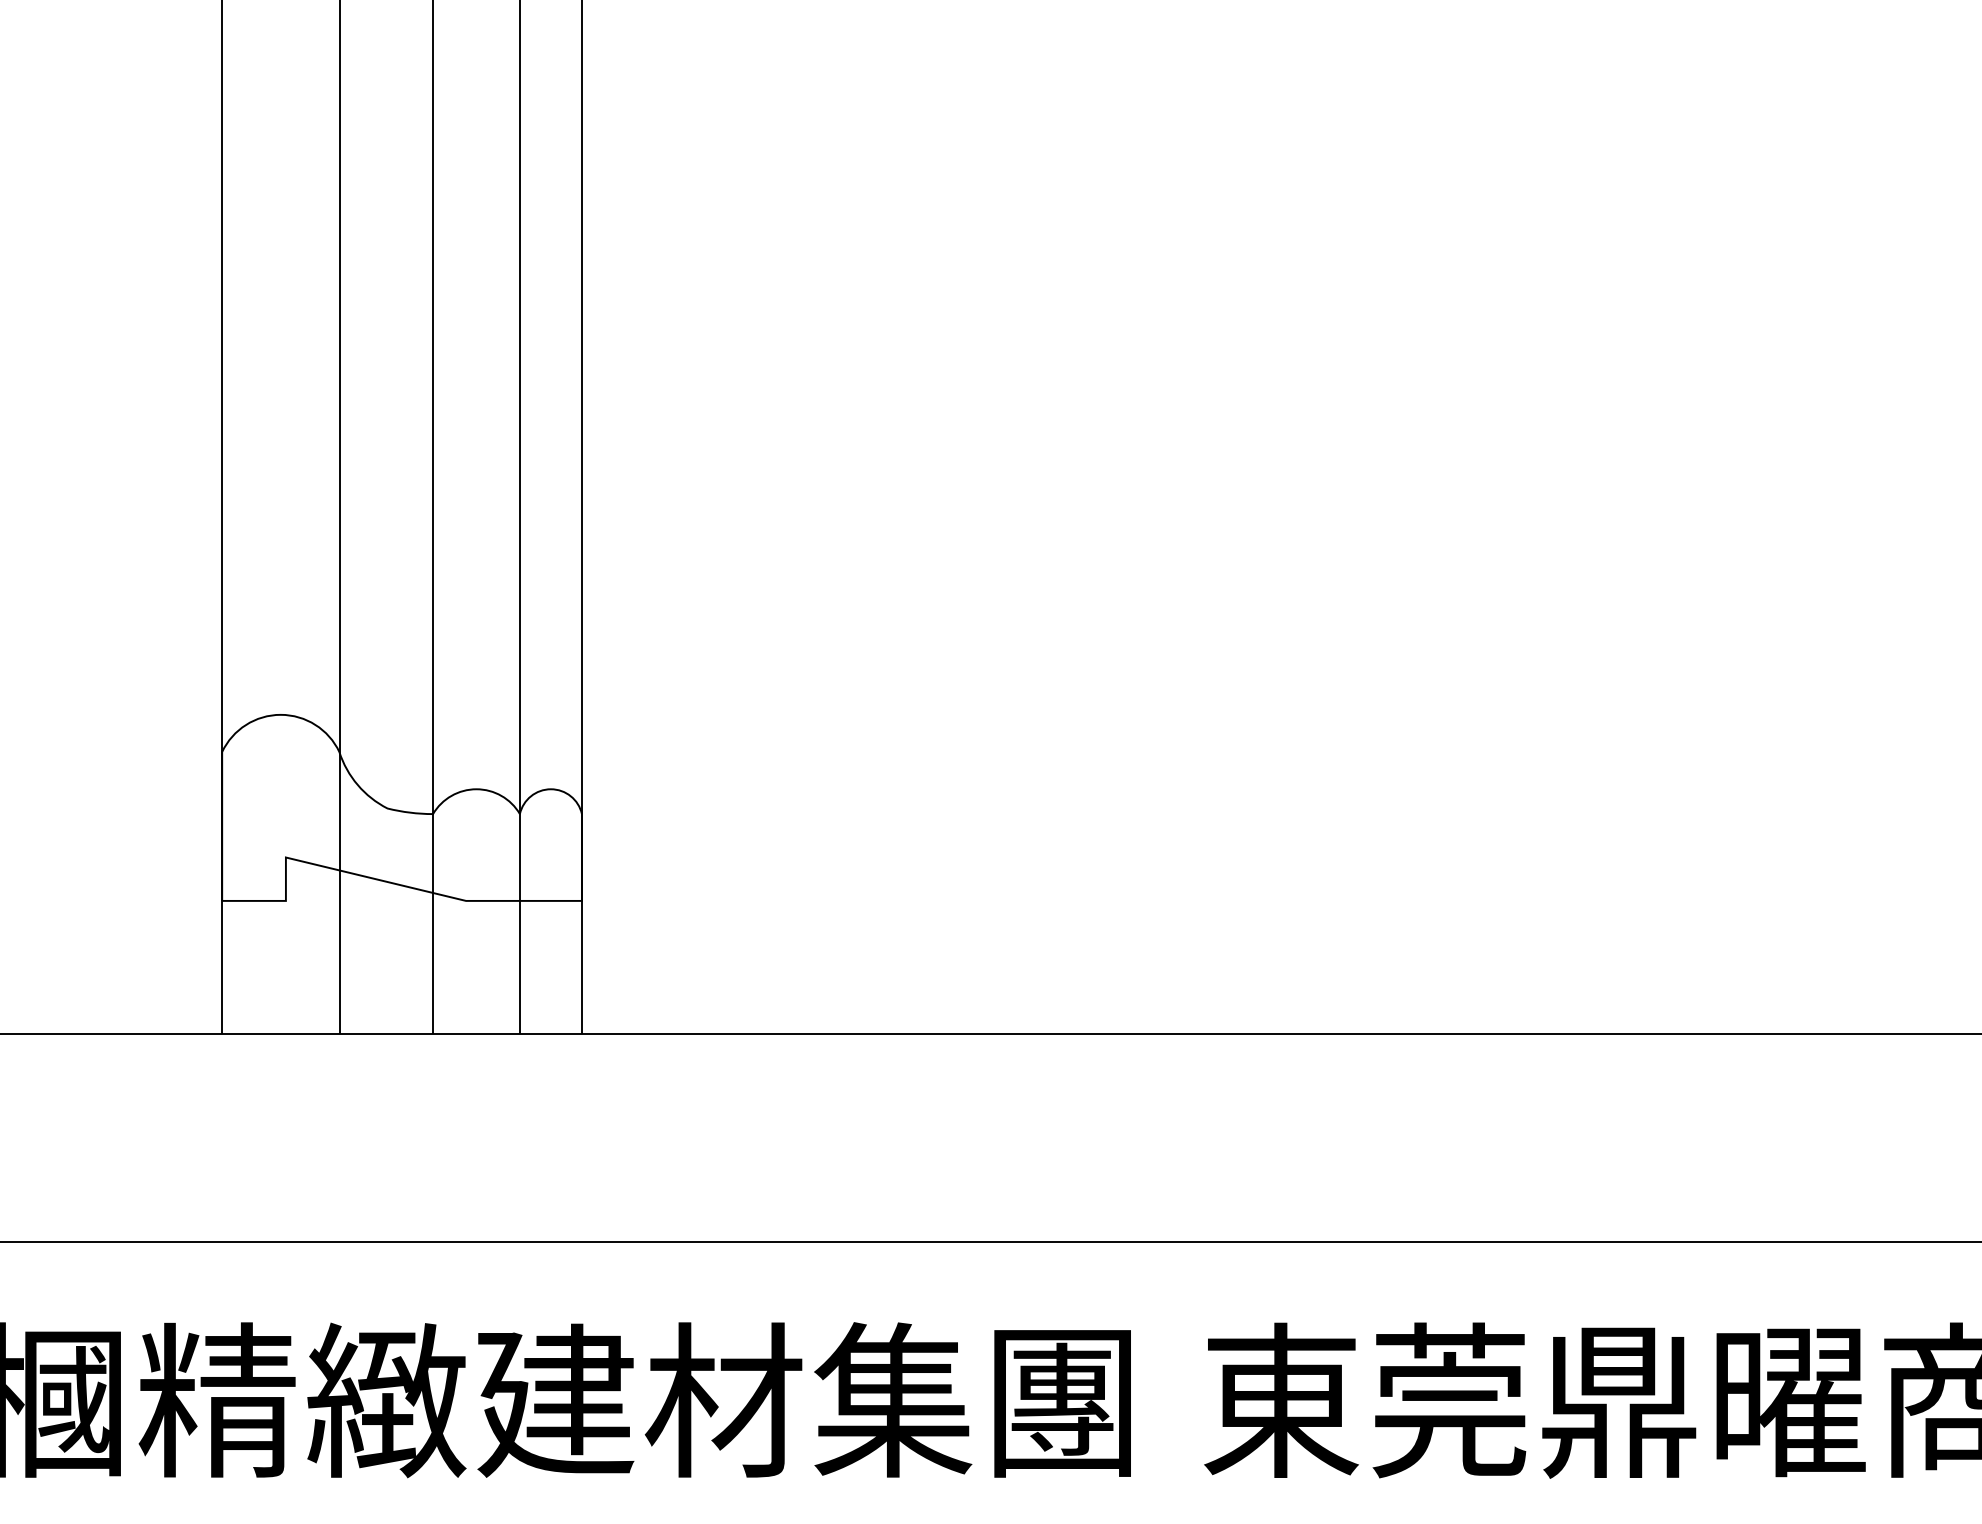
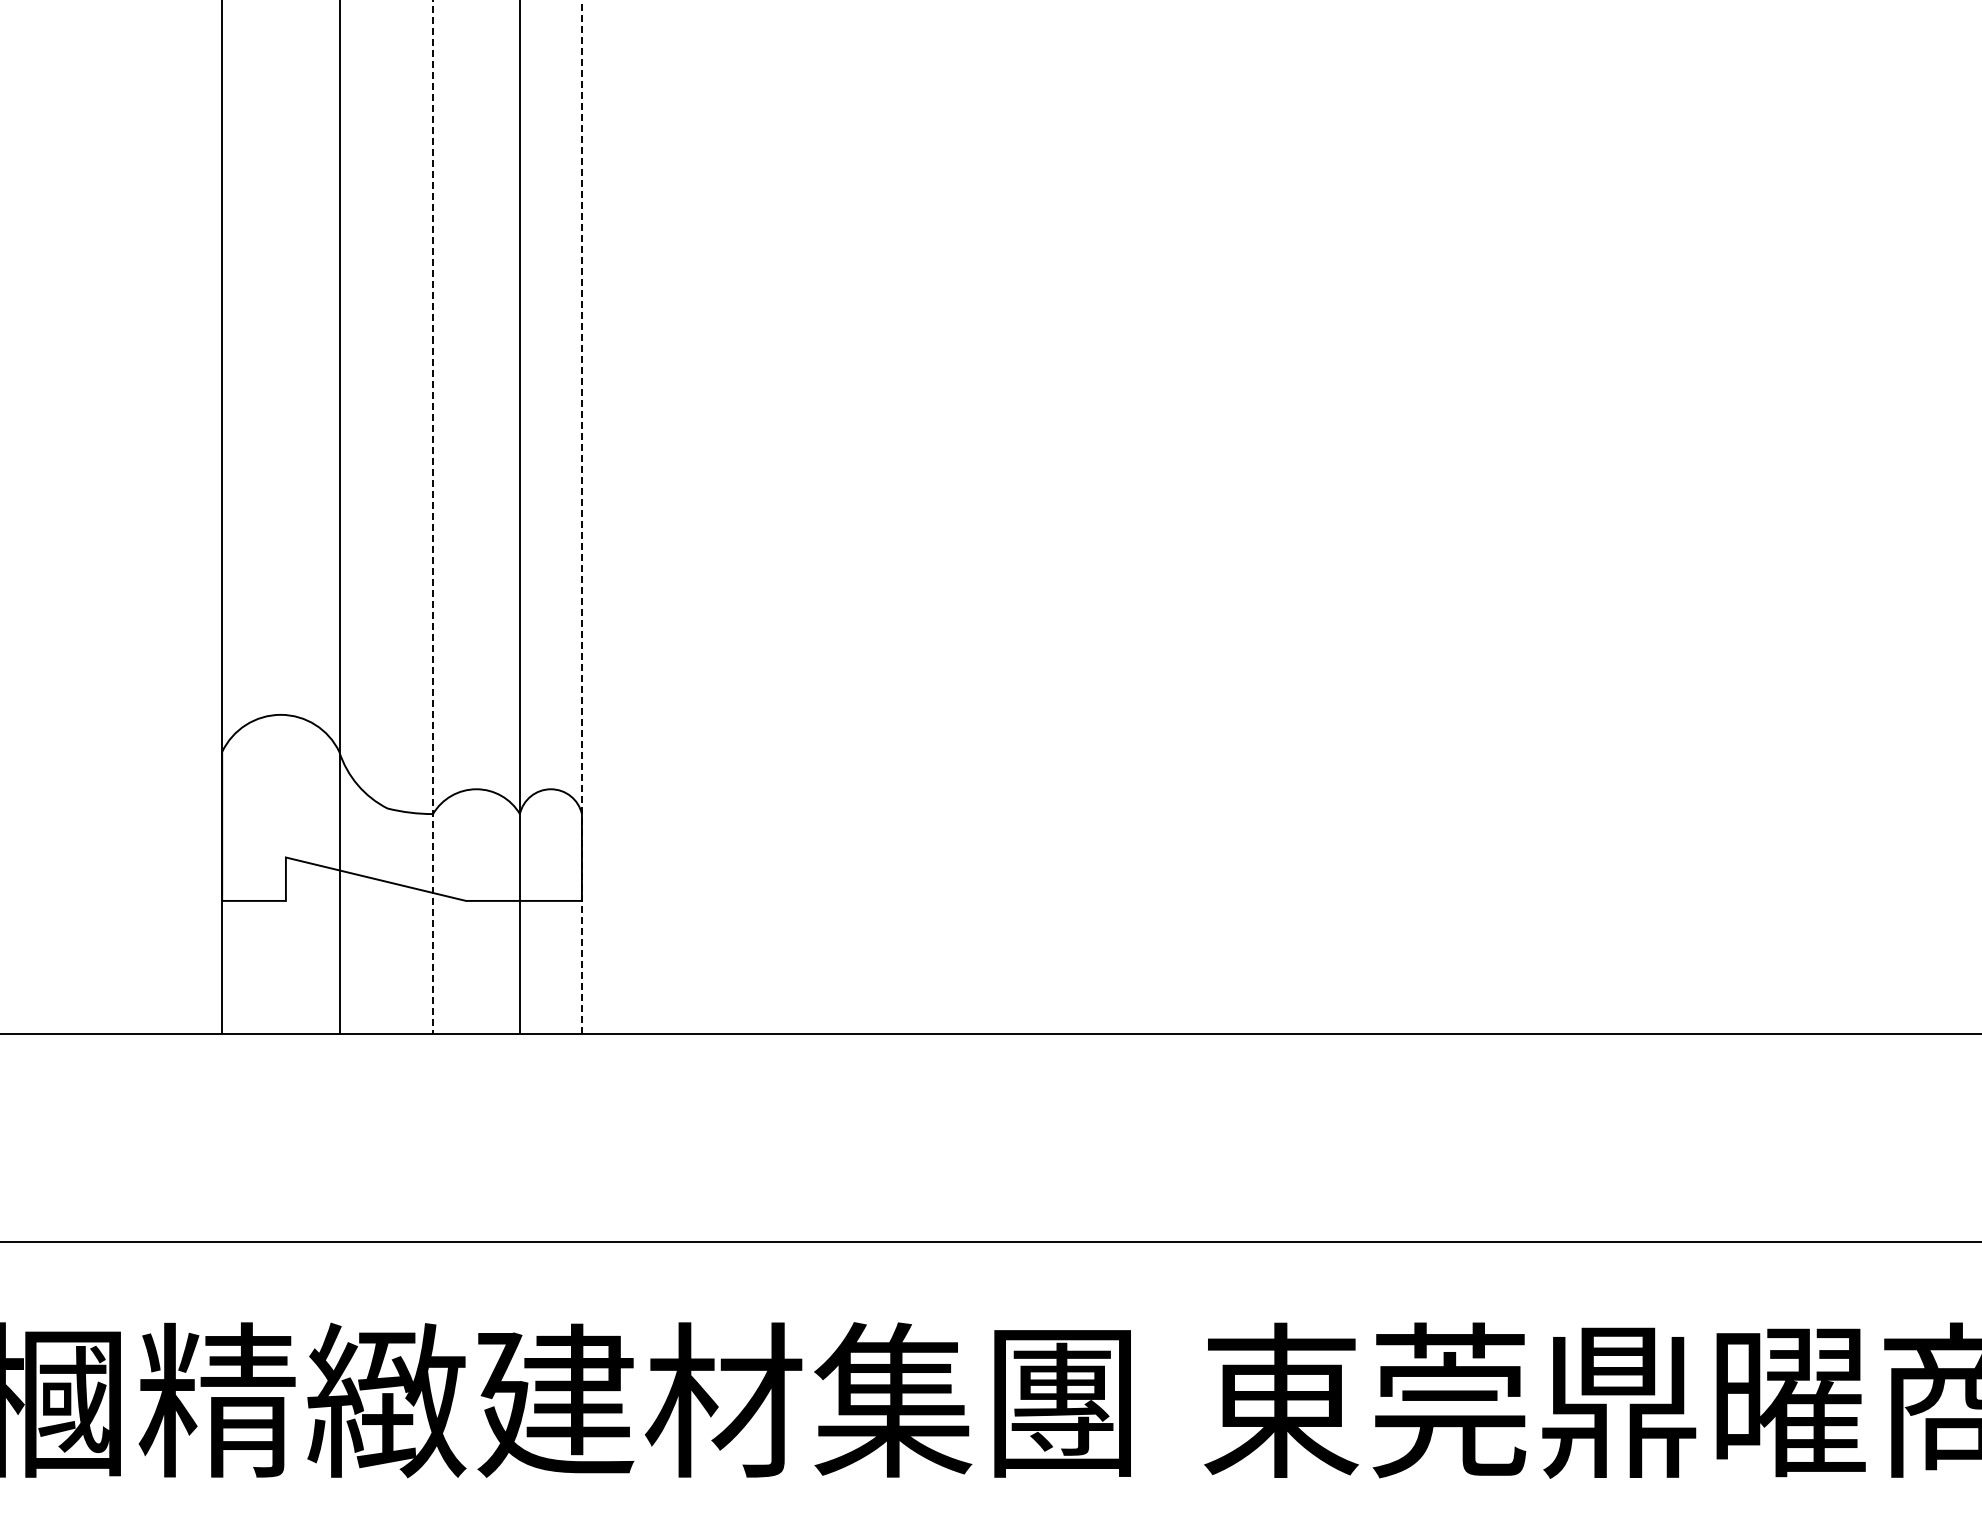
line: solid -> dashed (433, 517)
line: solid -> dashed (581, 517)
